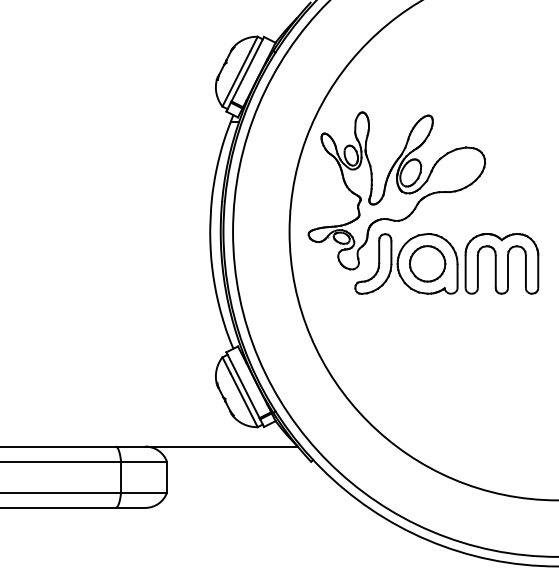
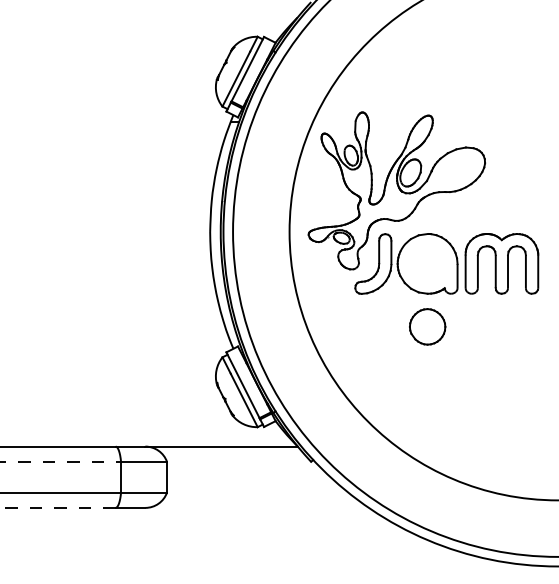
part position: (427, 263) -> (427, 326) (427, 326)
line: solid -> dashed (61, 461)
line: solid -> dashed (57, 507)
